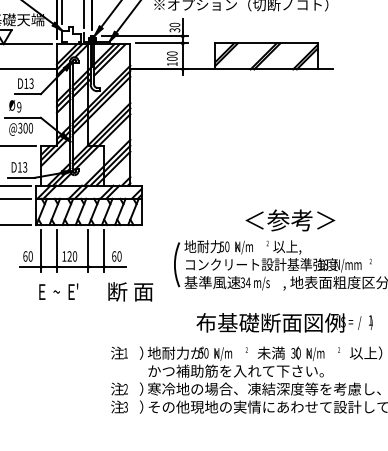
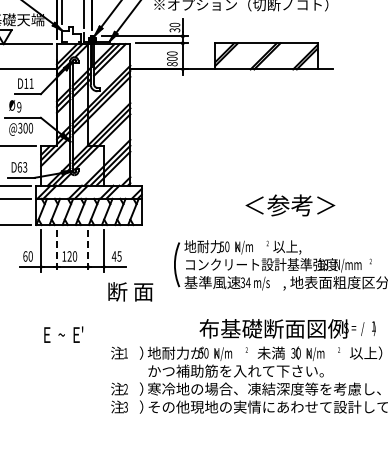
text: 100 -> 800 (172, 64)
text: D13 -> D11 (31, 83)
text: D13 -> D63 (19, 167)
text position: (290, 220) -> (290, 205) (290, 205)
line: solid -> dashed (56, 251)
line: solid -> dashed (88, 251)
text: 60 -> 45 (116, 256)
text position: (58, 291) -> (63, 334) (63, 334)
text position: (284, 322) -> (287, 328) (287, 328)
